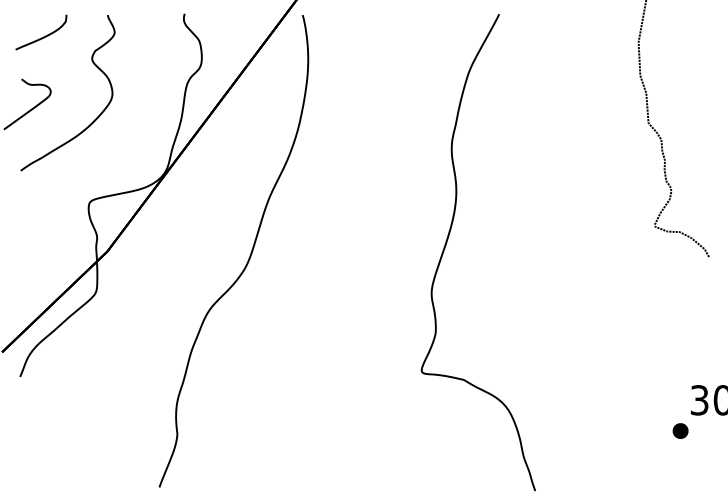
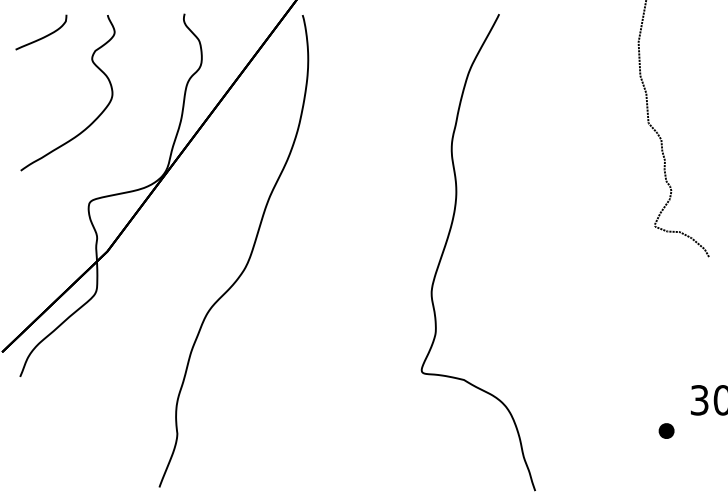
curve: present -> none (31, 108)
part position: (680, 430) -> (666, 430) (666, 430)
